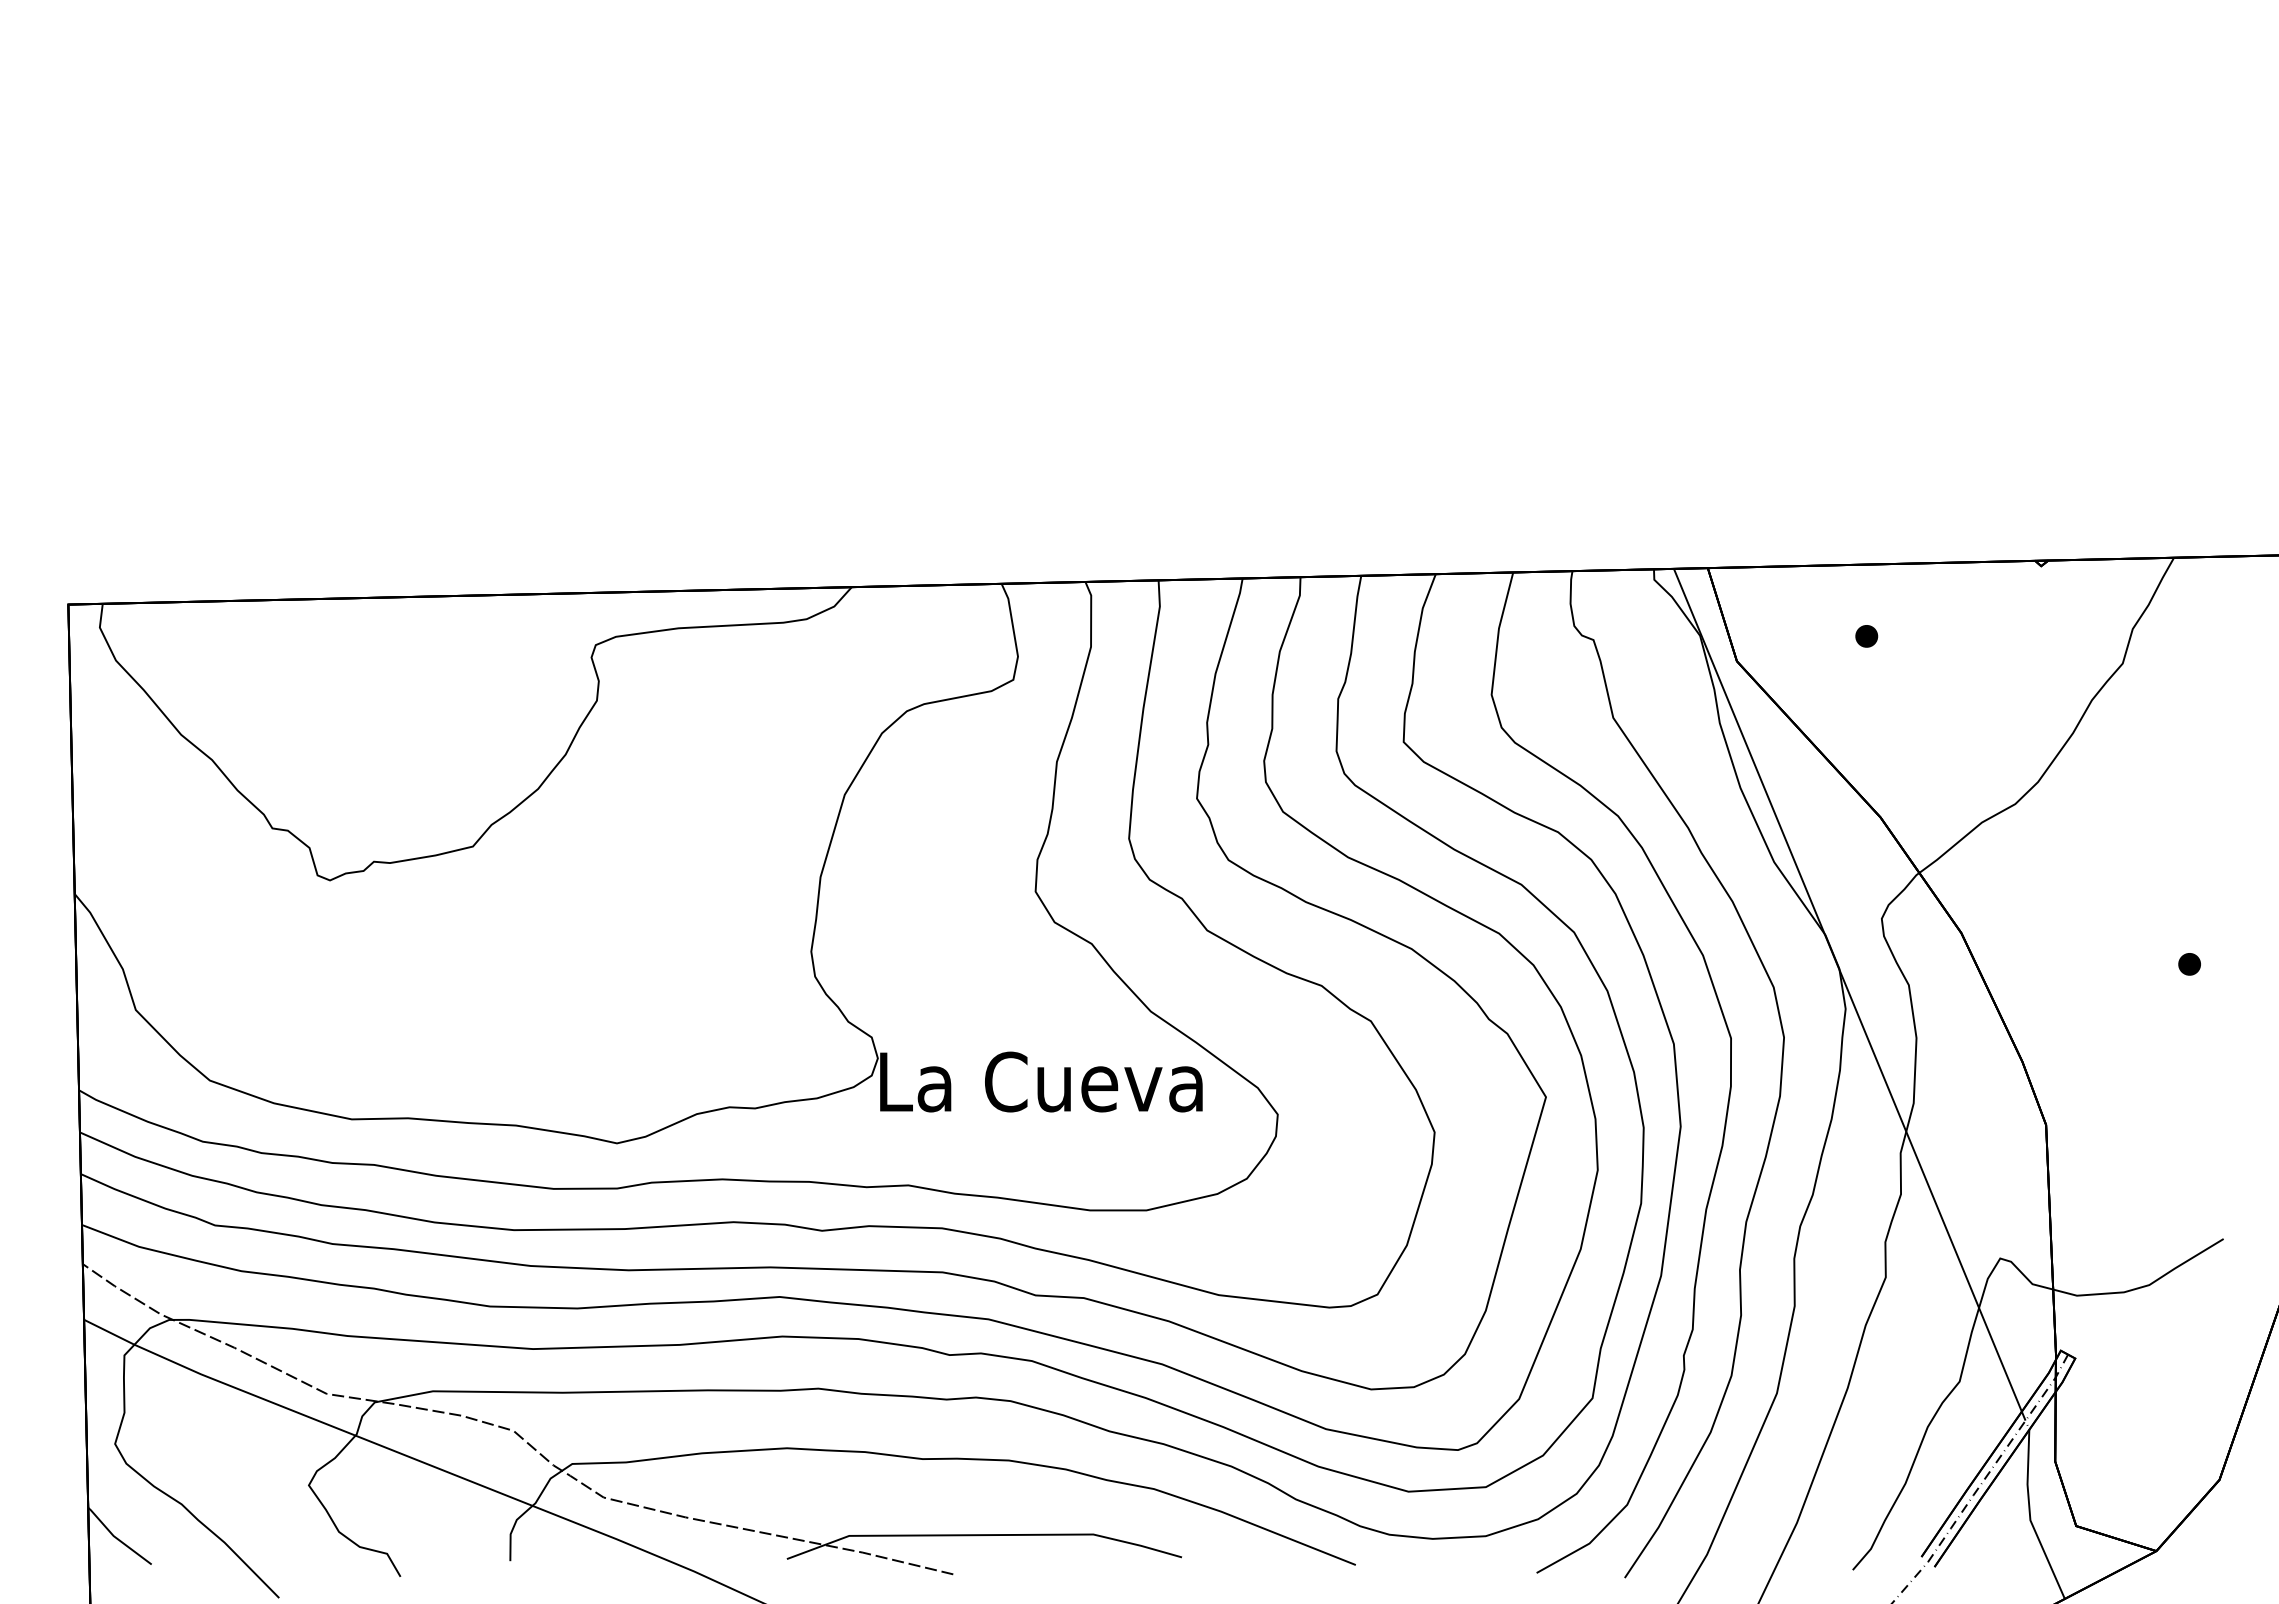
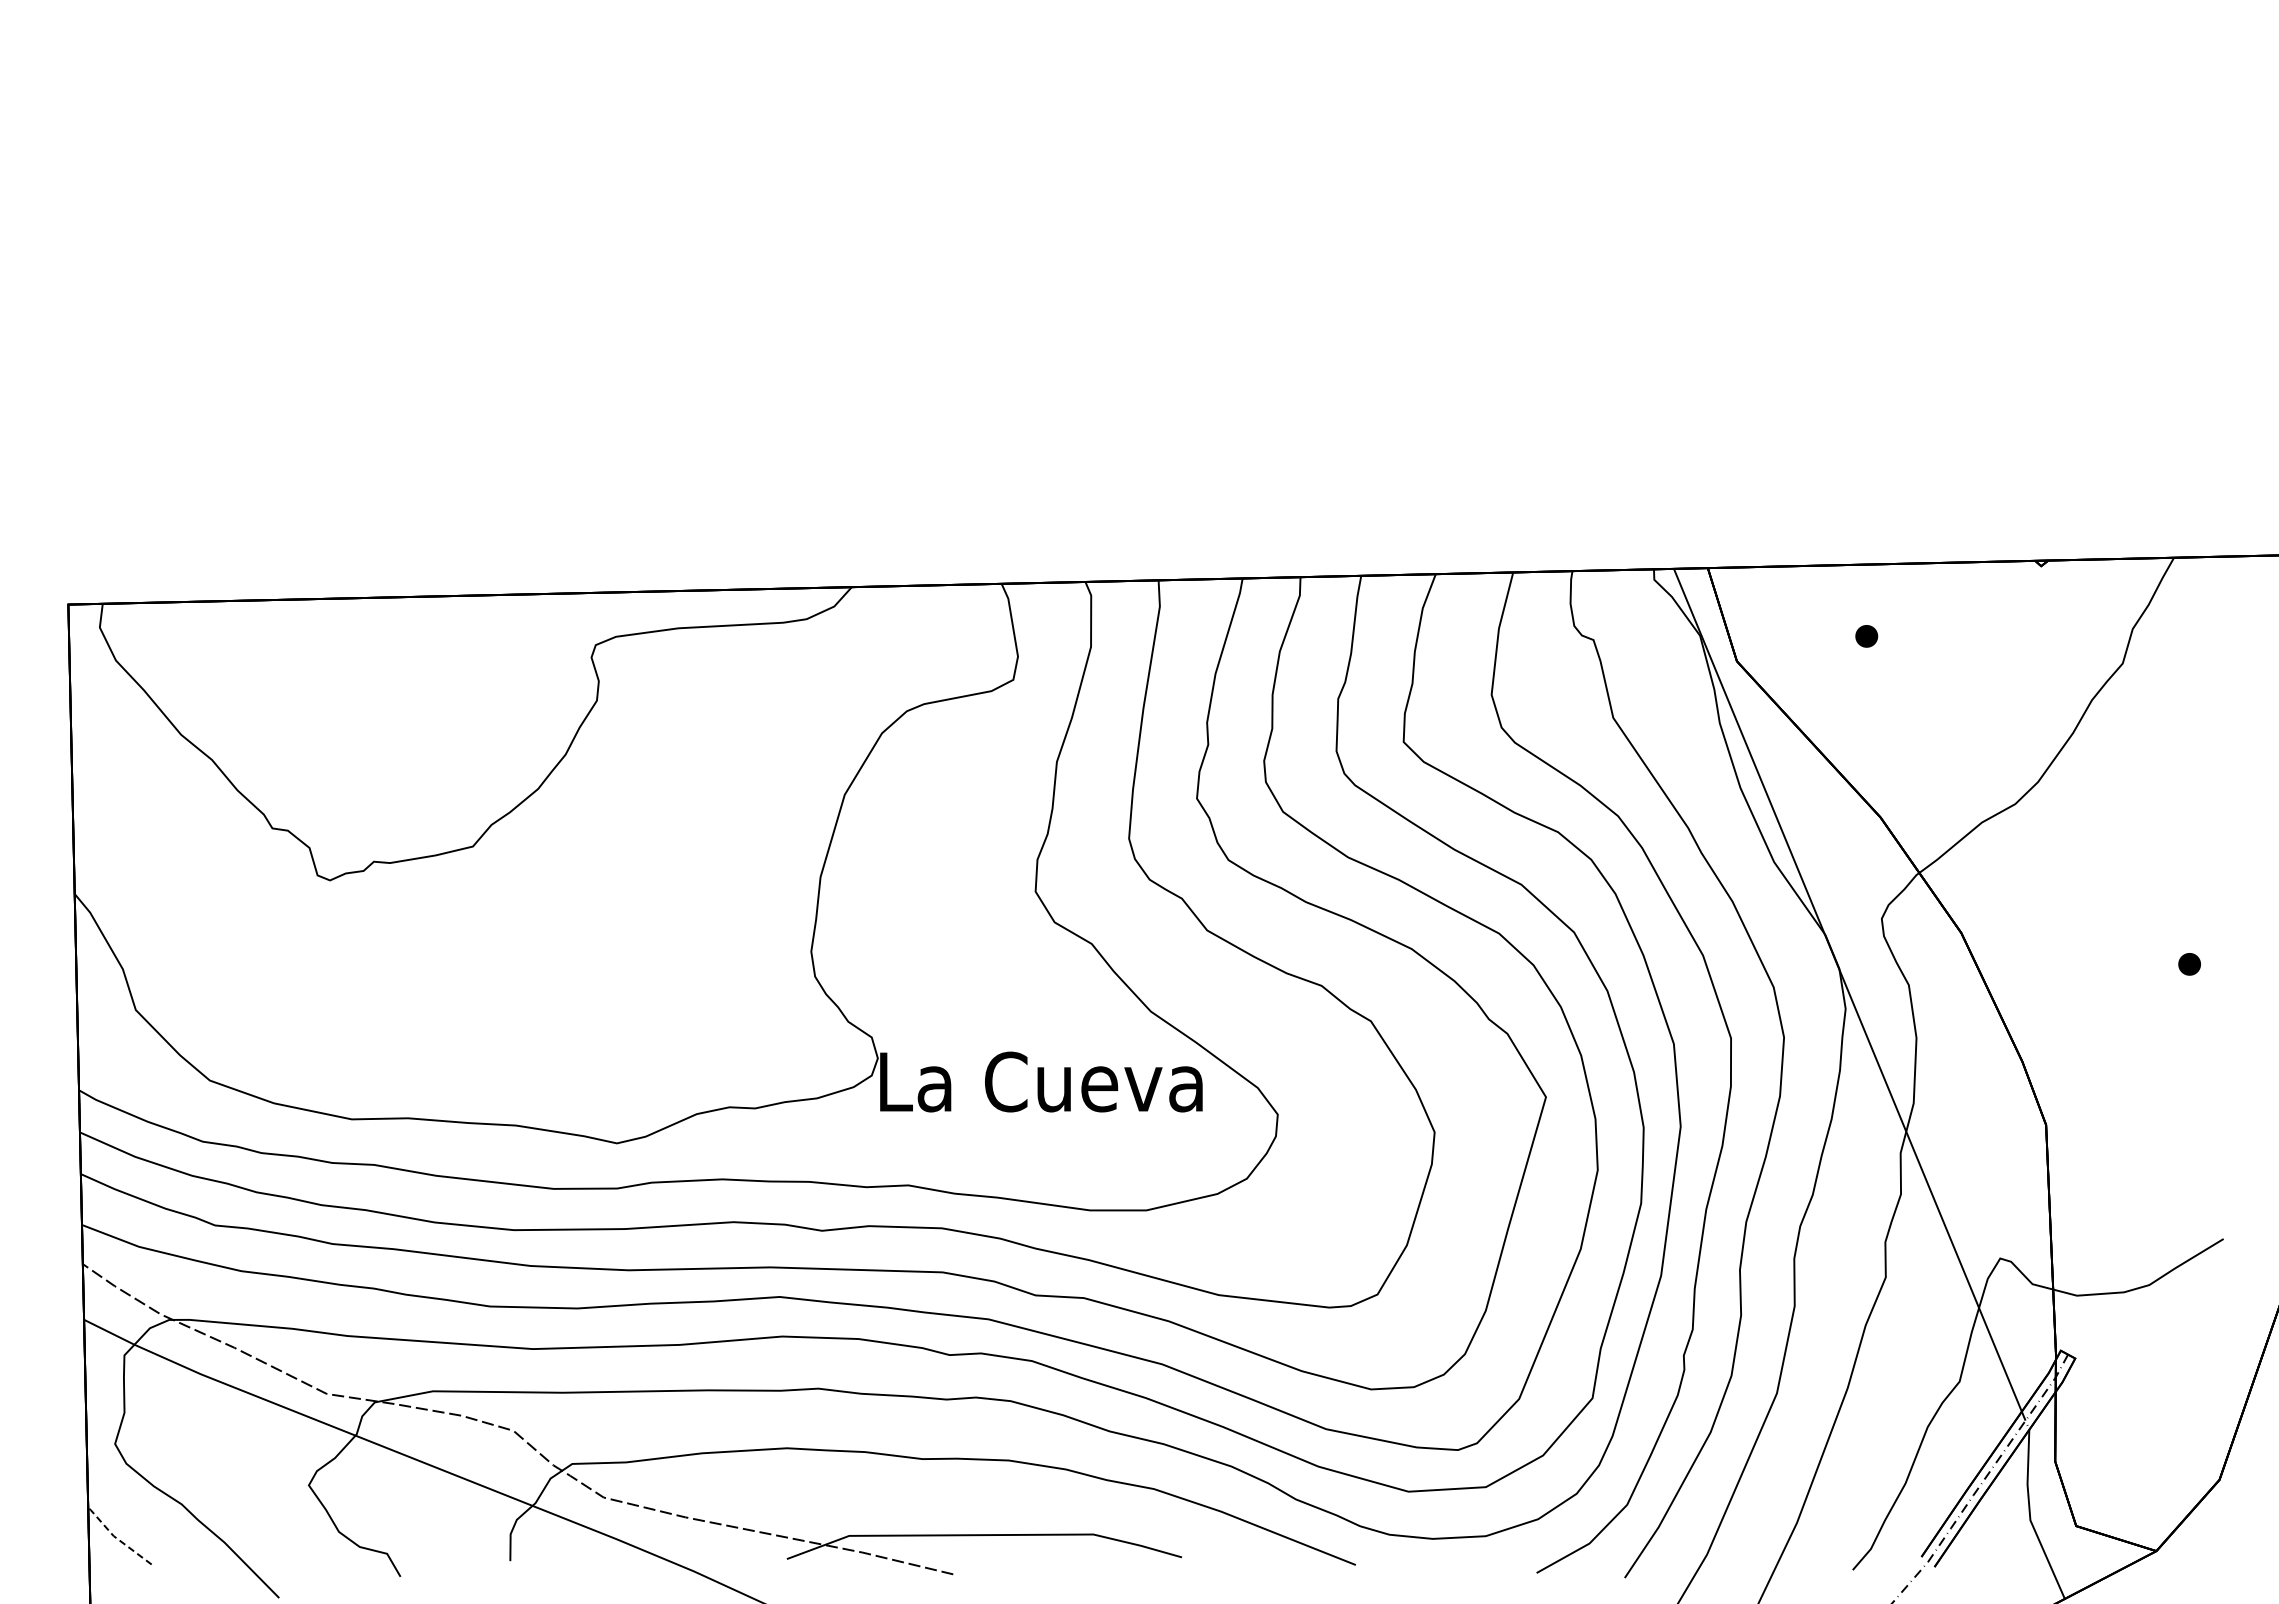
line: solid -> dashed (116, 1537)
